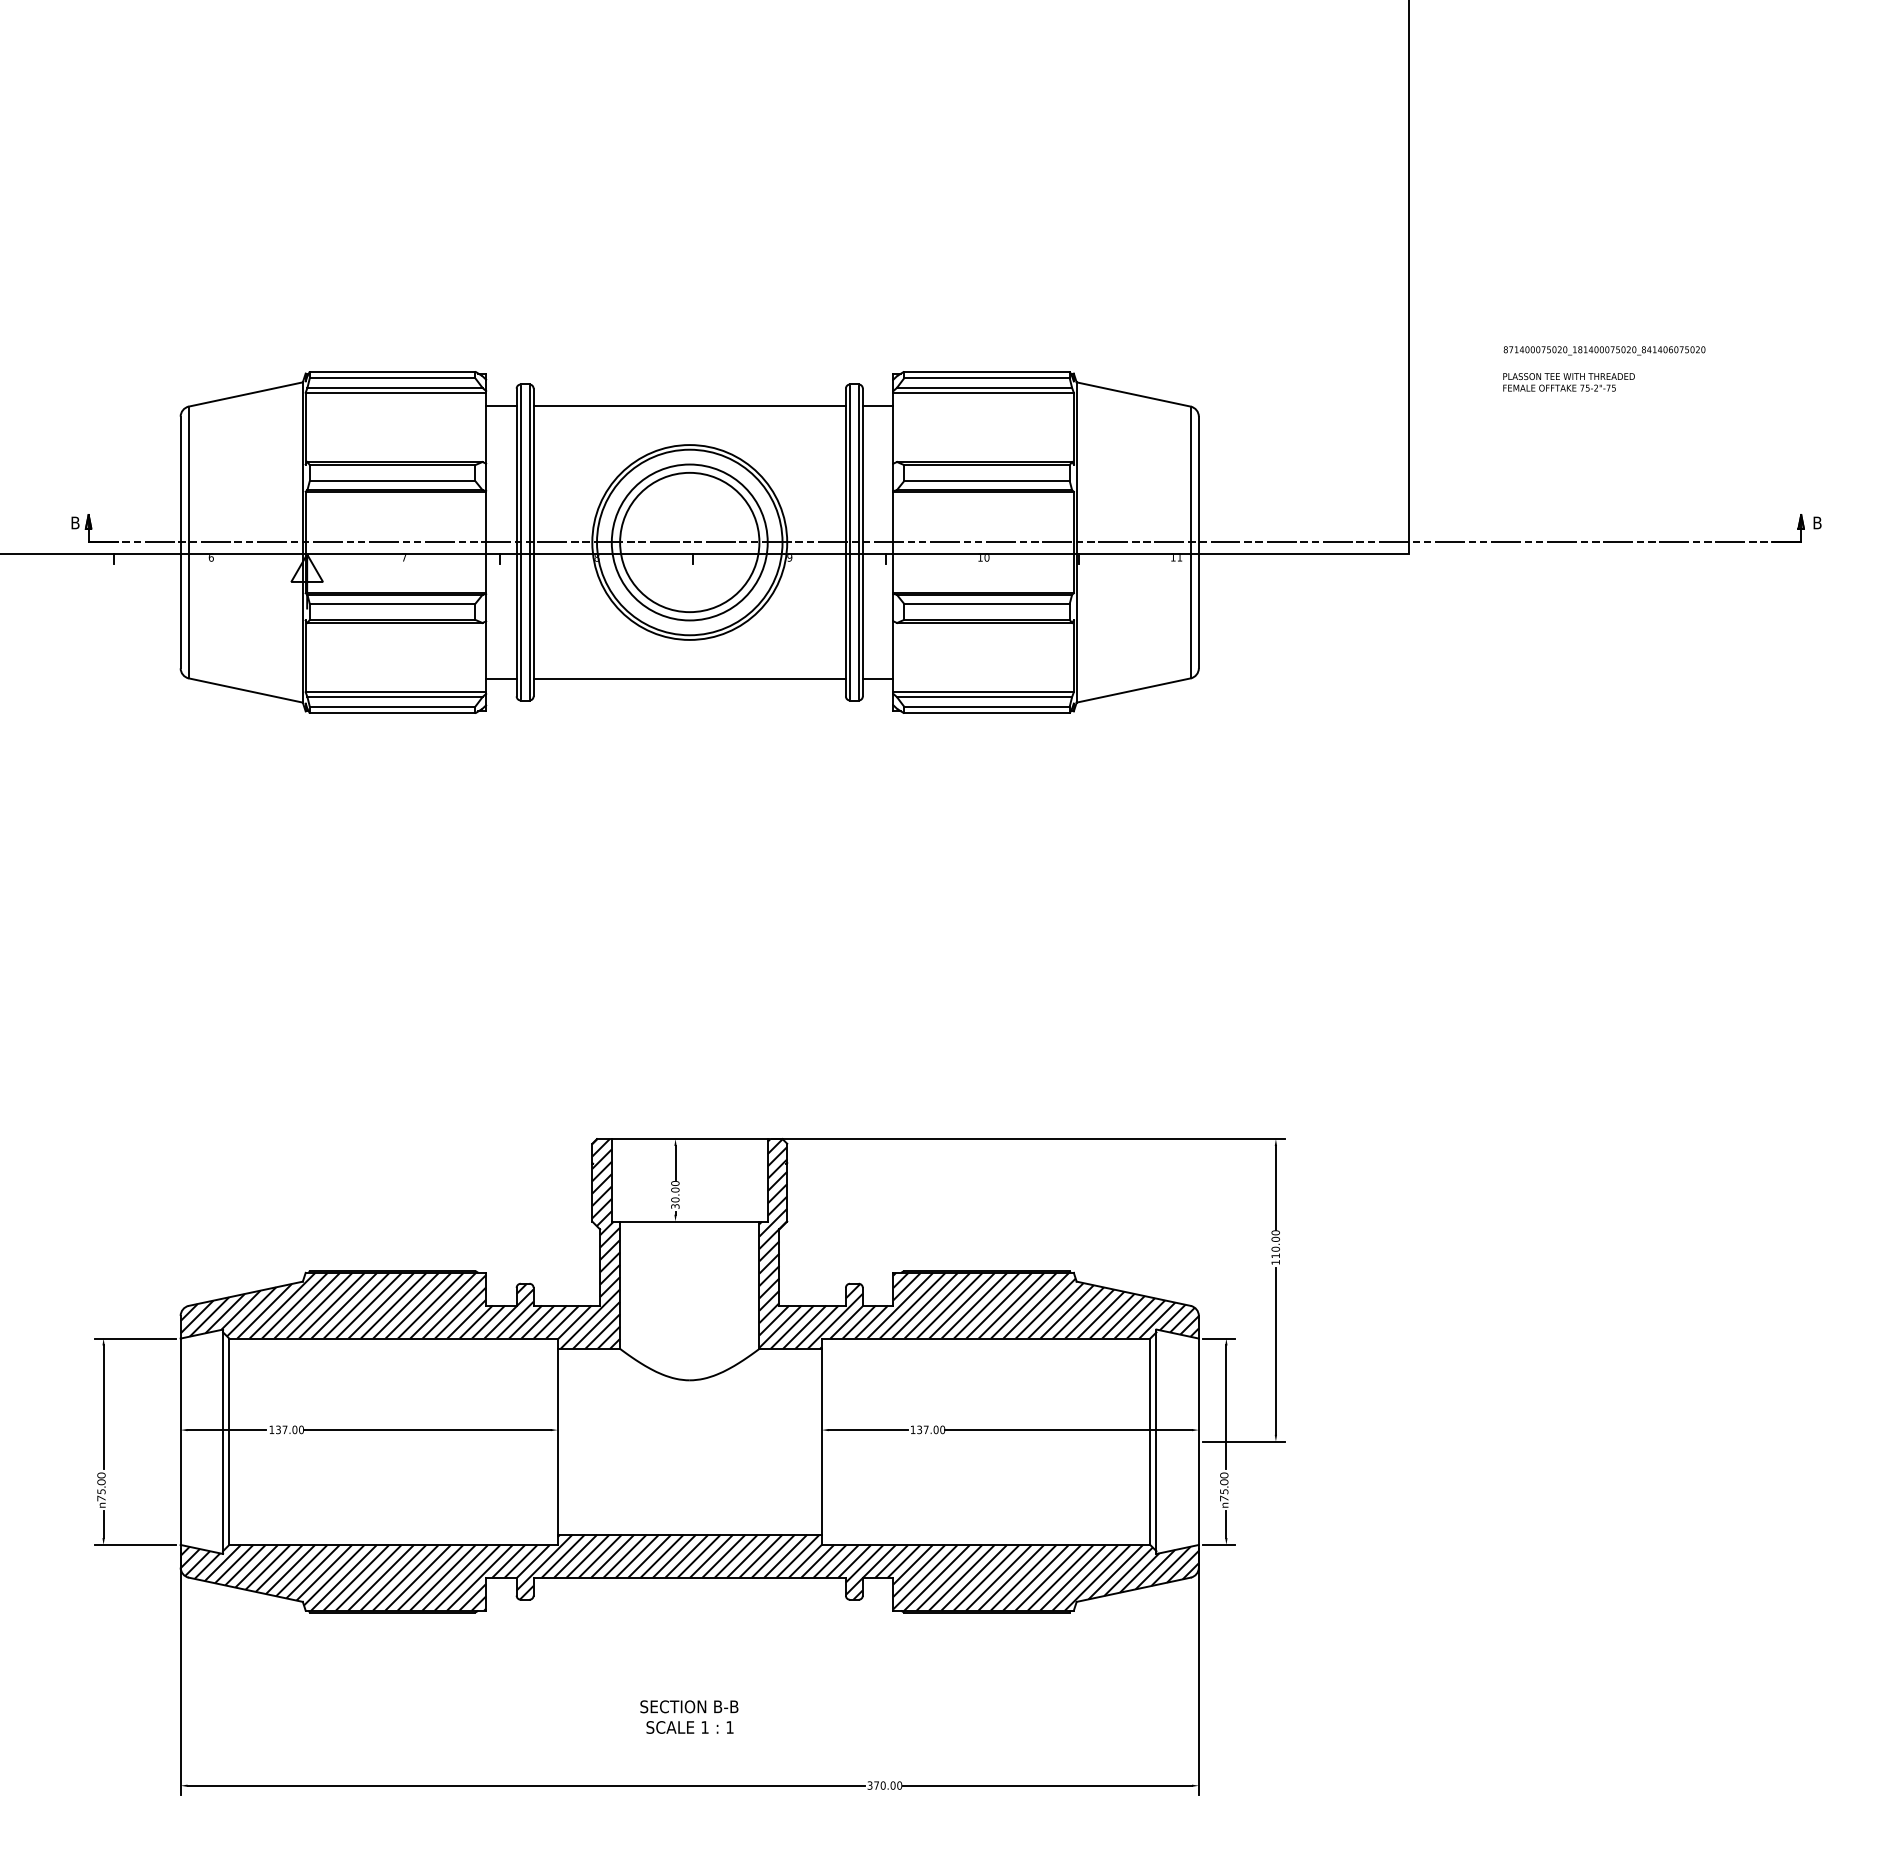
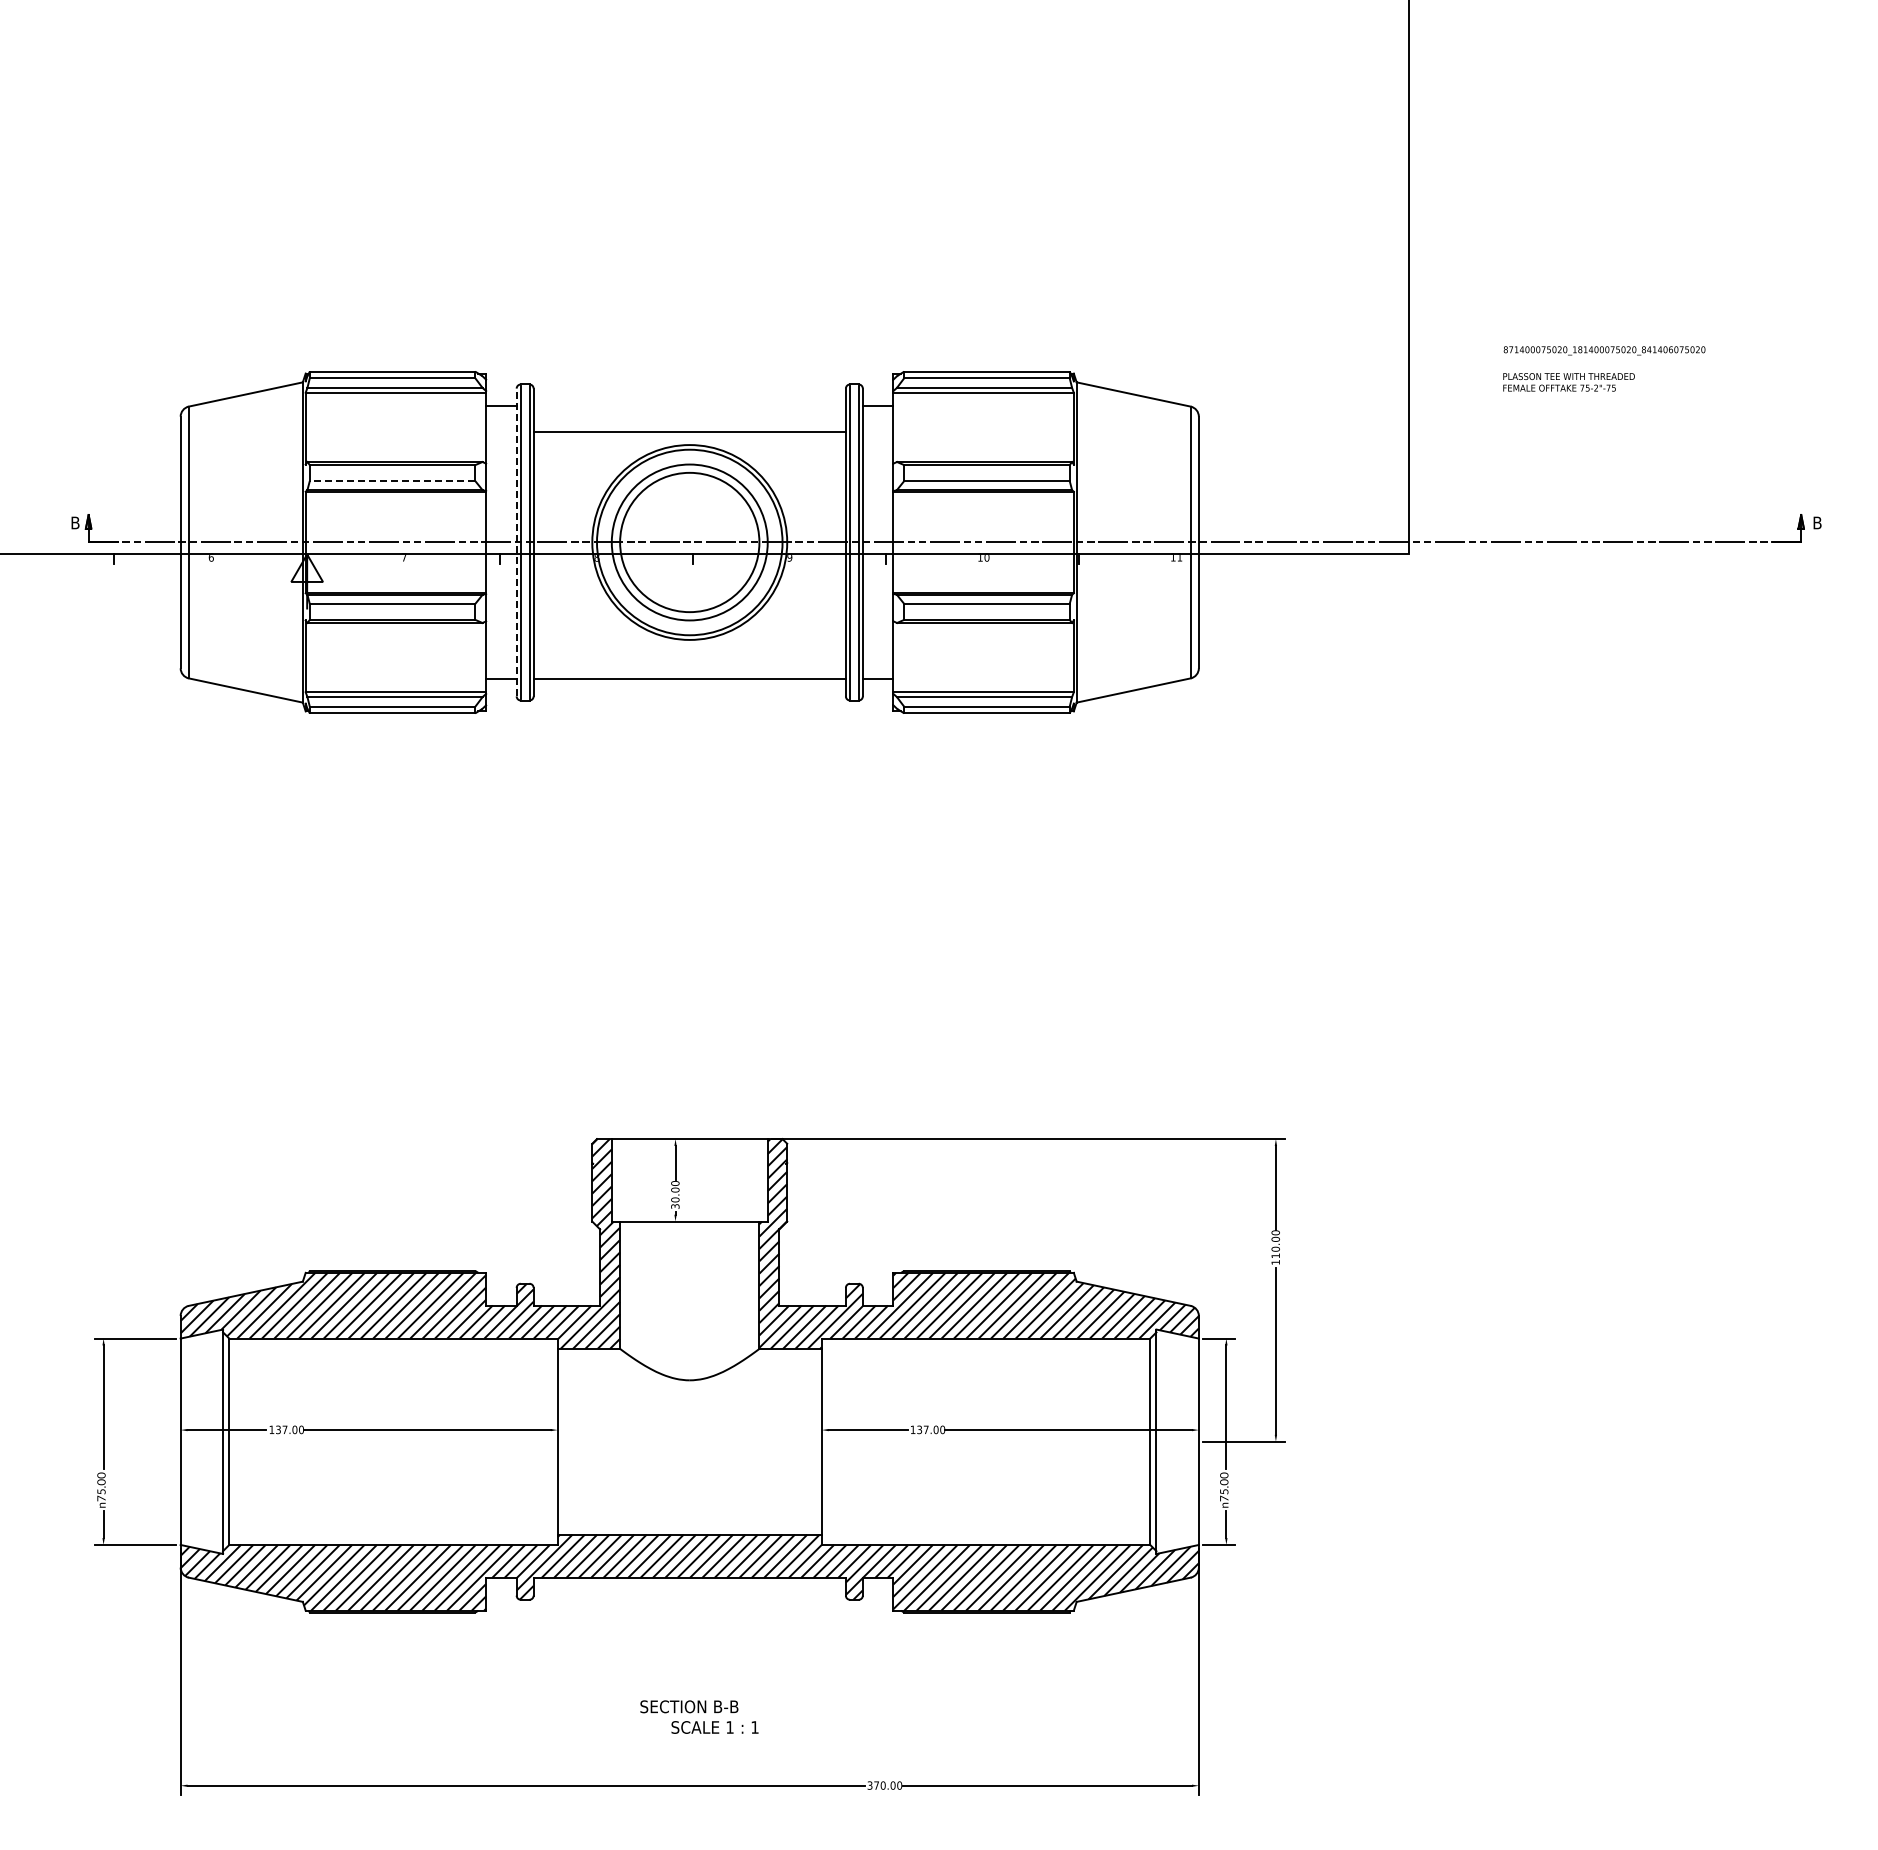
line position: (689, 406) -> (689, 432) (689, 432)
line: solid -> dashed (392, 481)
line: solid -> dashed (516, 542)
text position: (689, 1727) -> (714, 1727) (714, 1727)
